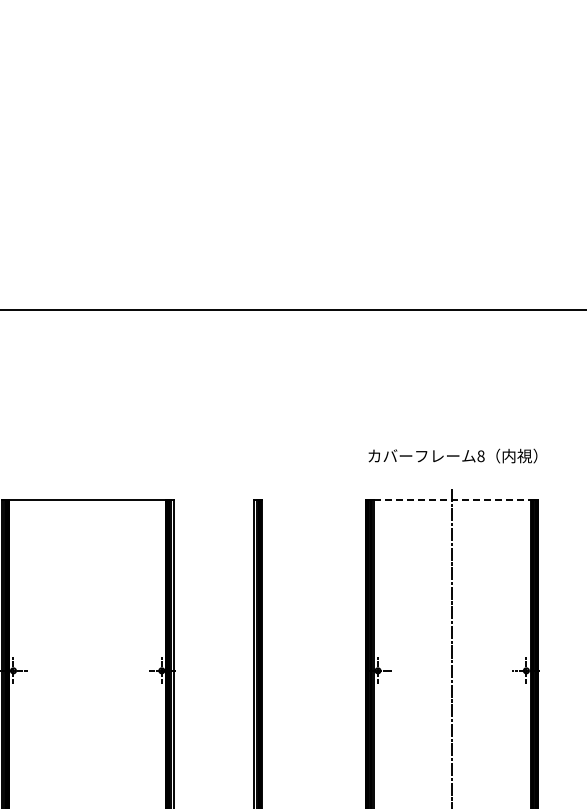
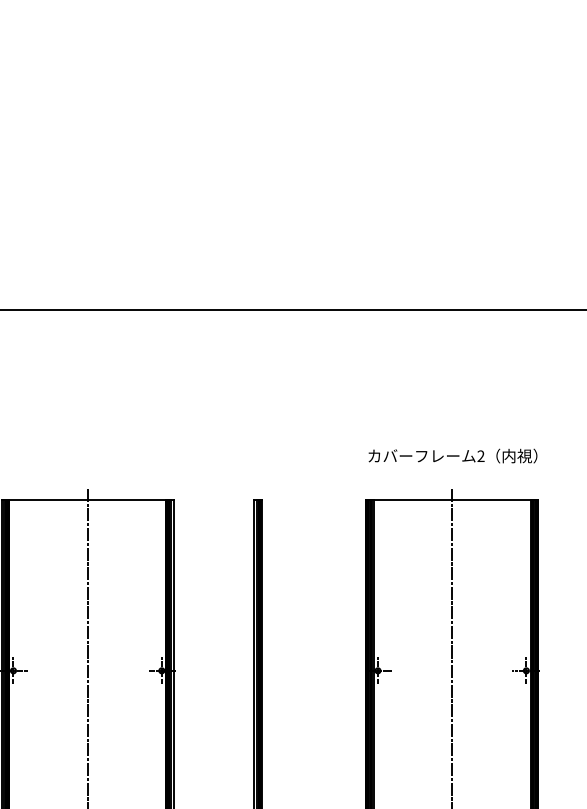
text: 8 -> 2 (480, 456)
line: dashed -> solid (452, 500)
line: none -> present (87, 646)
